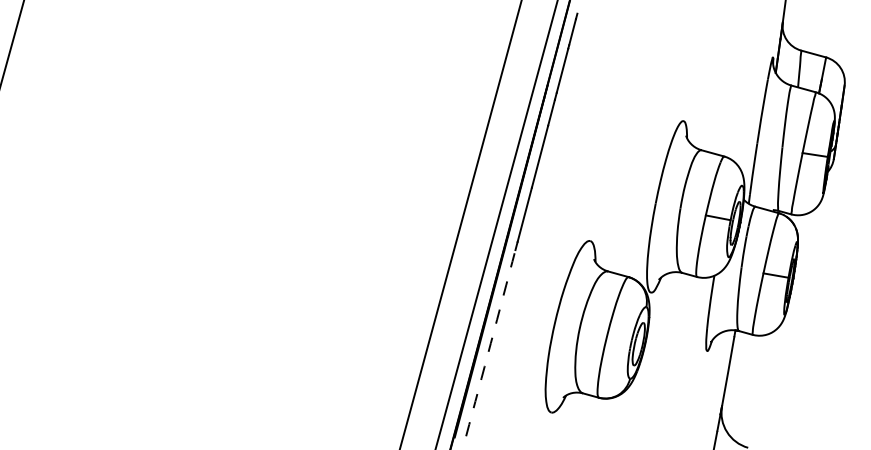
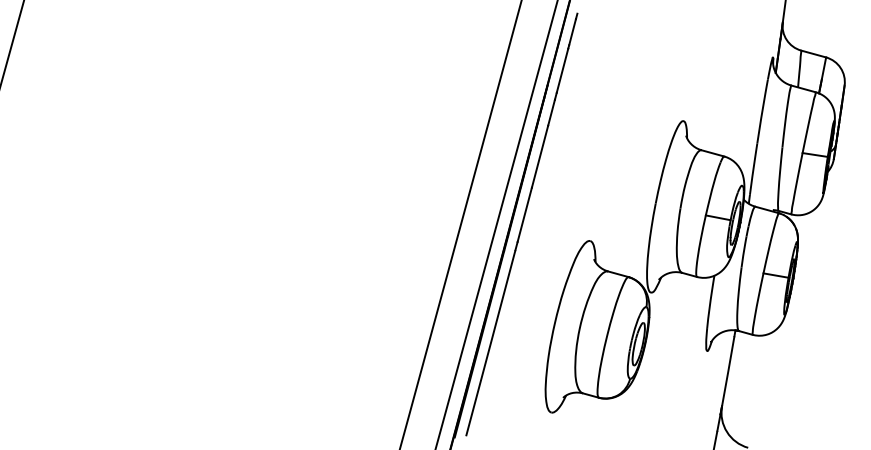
arc: dashed -> solid (490, 343)
